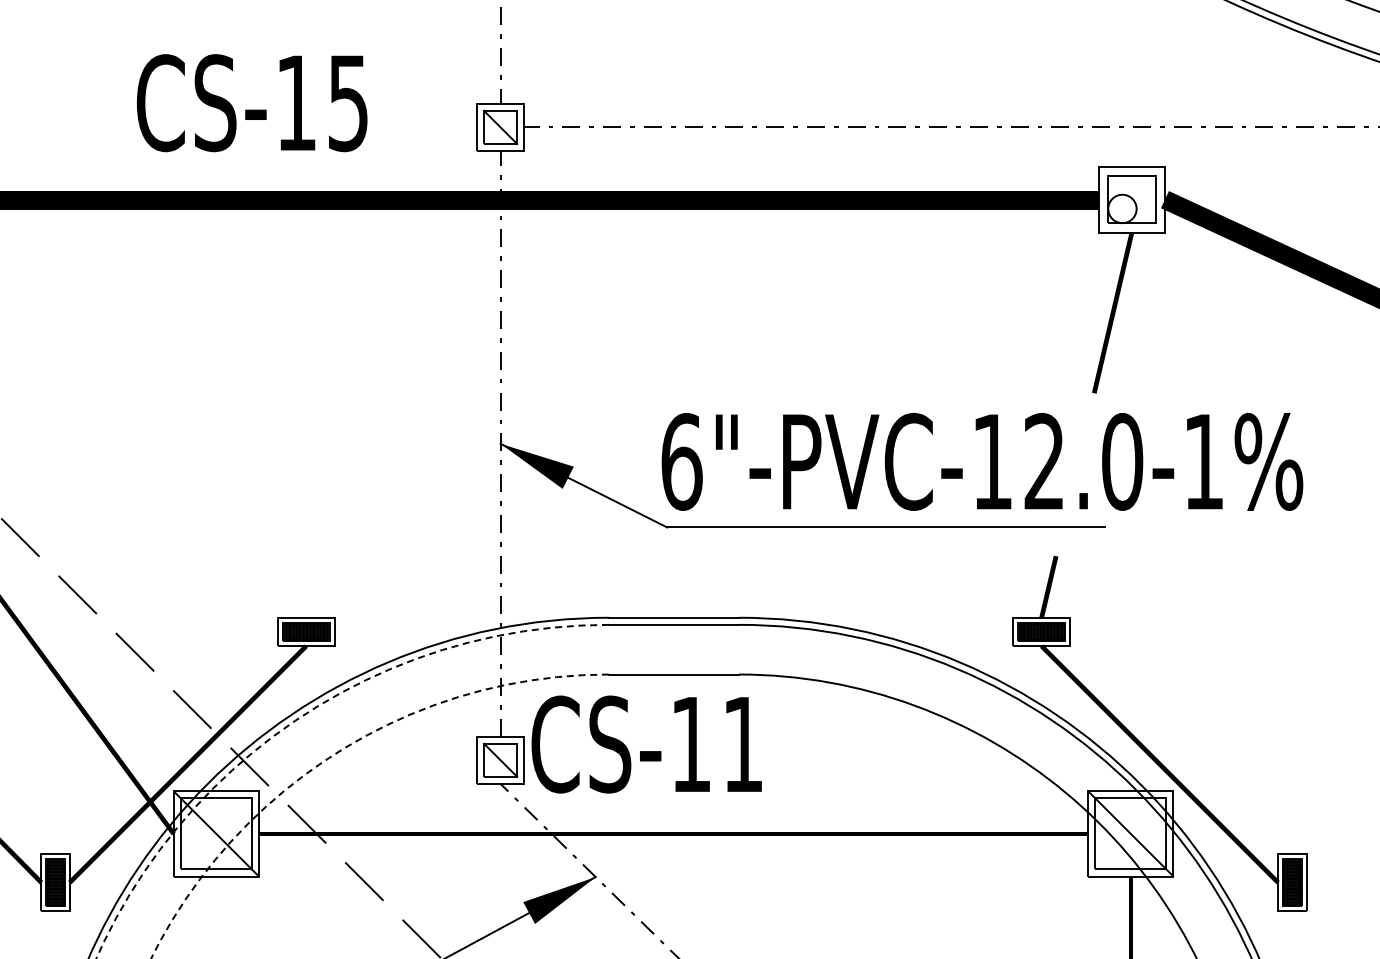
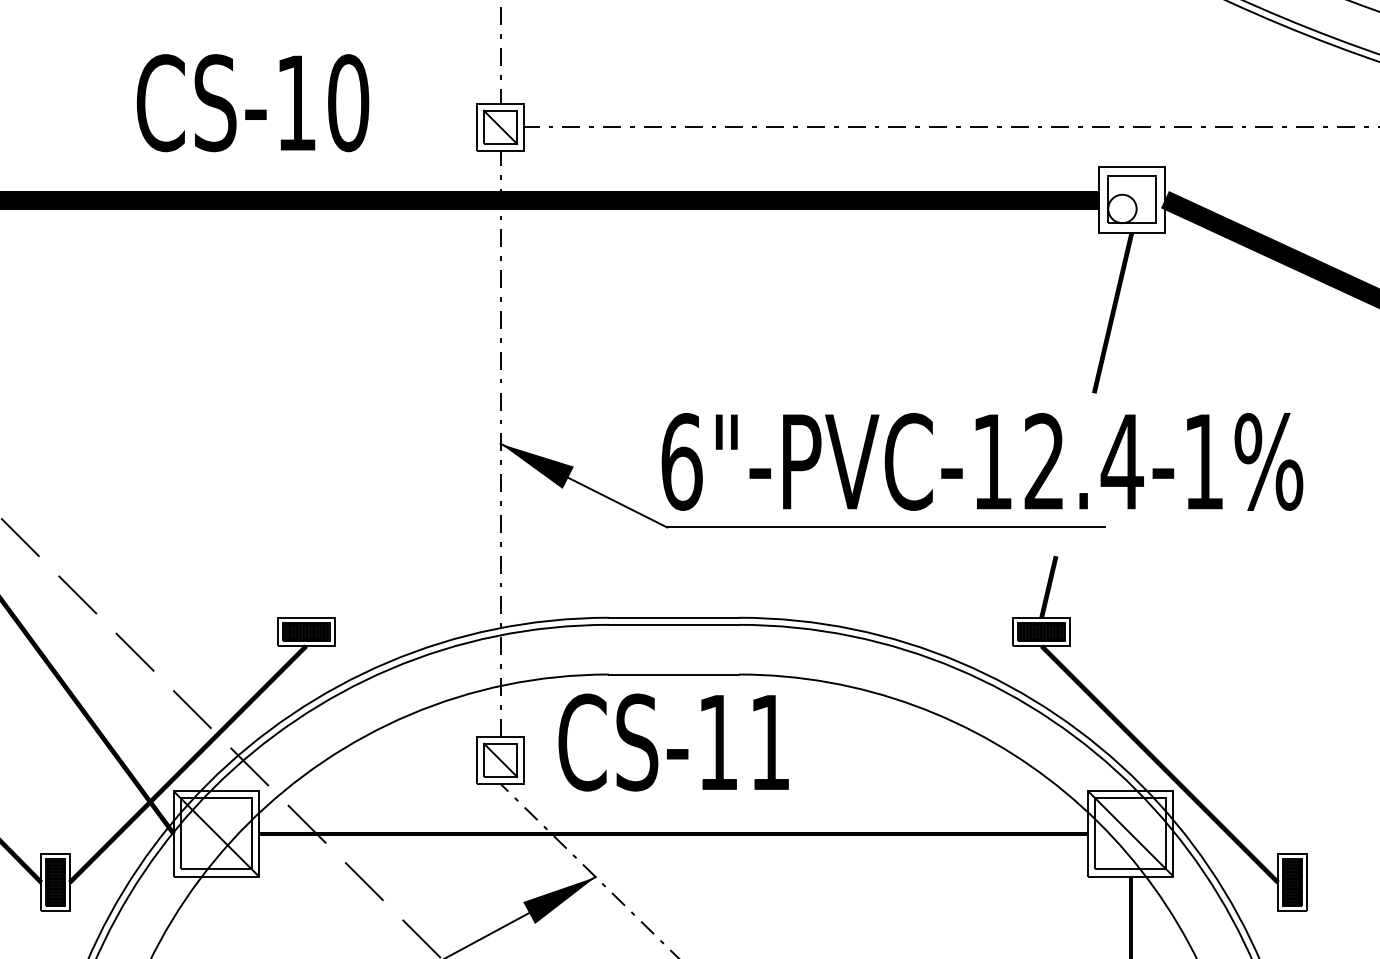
text: CS-15 -> CS-10 (348, 103)
text: 6"-PVC-12.0-1%%% -> 6"-PVC-12.4-1%%% (1121, 461)
arc: dashed -> solid (303, 715)
text position: (646, 744) -> (673, 742) (673, 742)
arc: dashed -> solid (339, 751)
